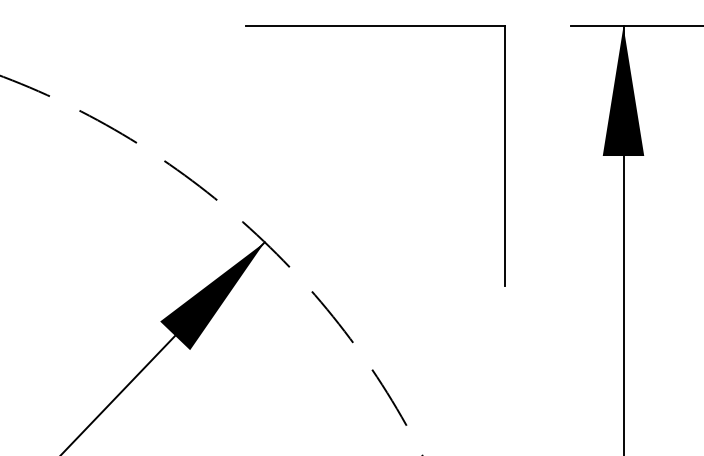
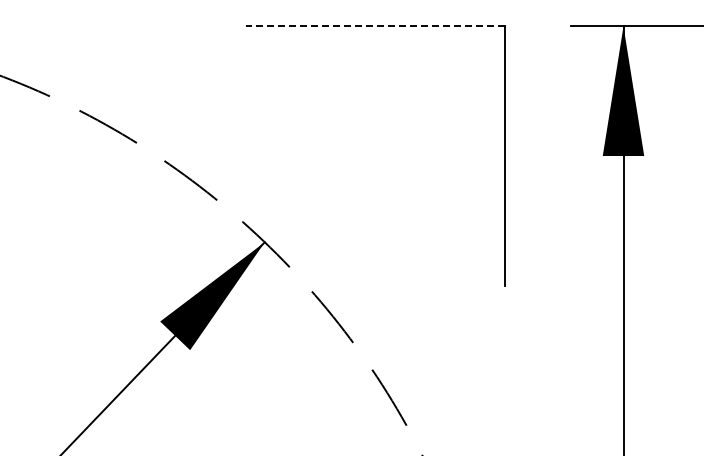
line: solid -> dashed (375, 26)
